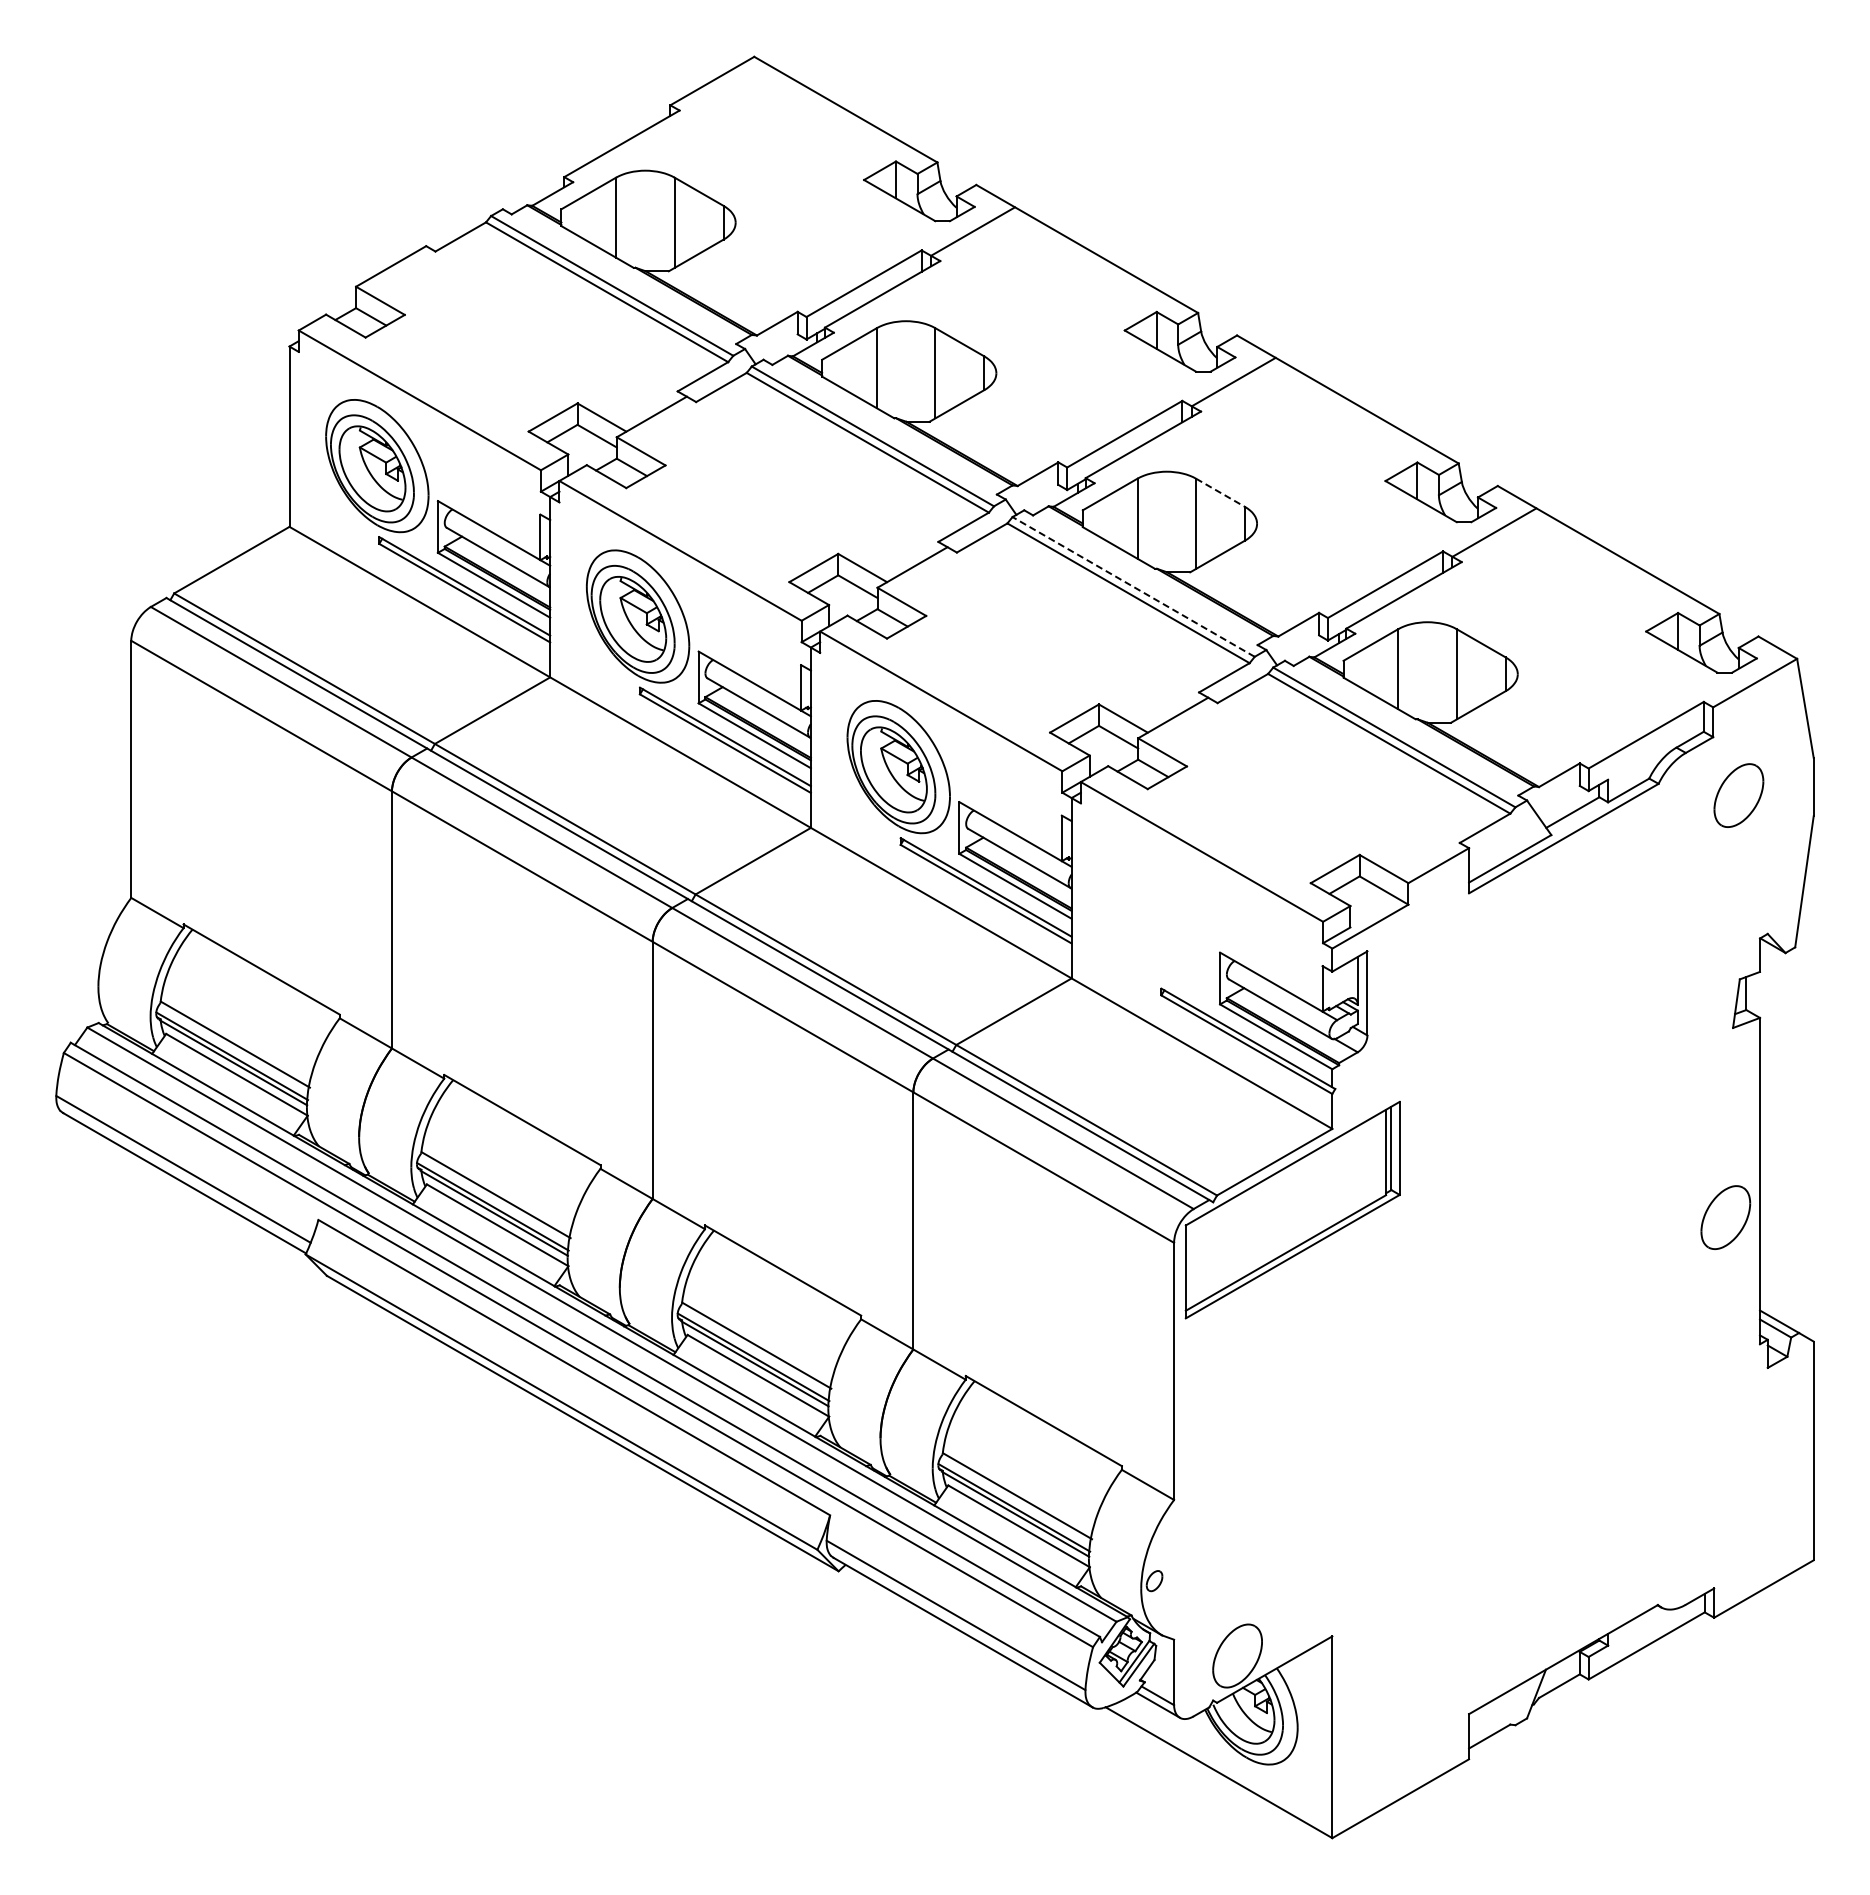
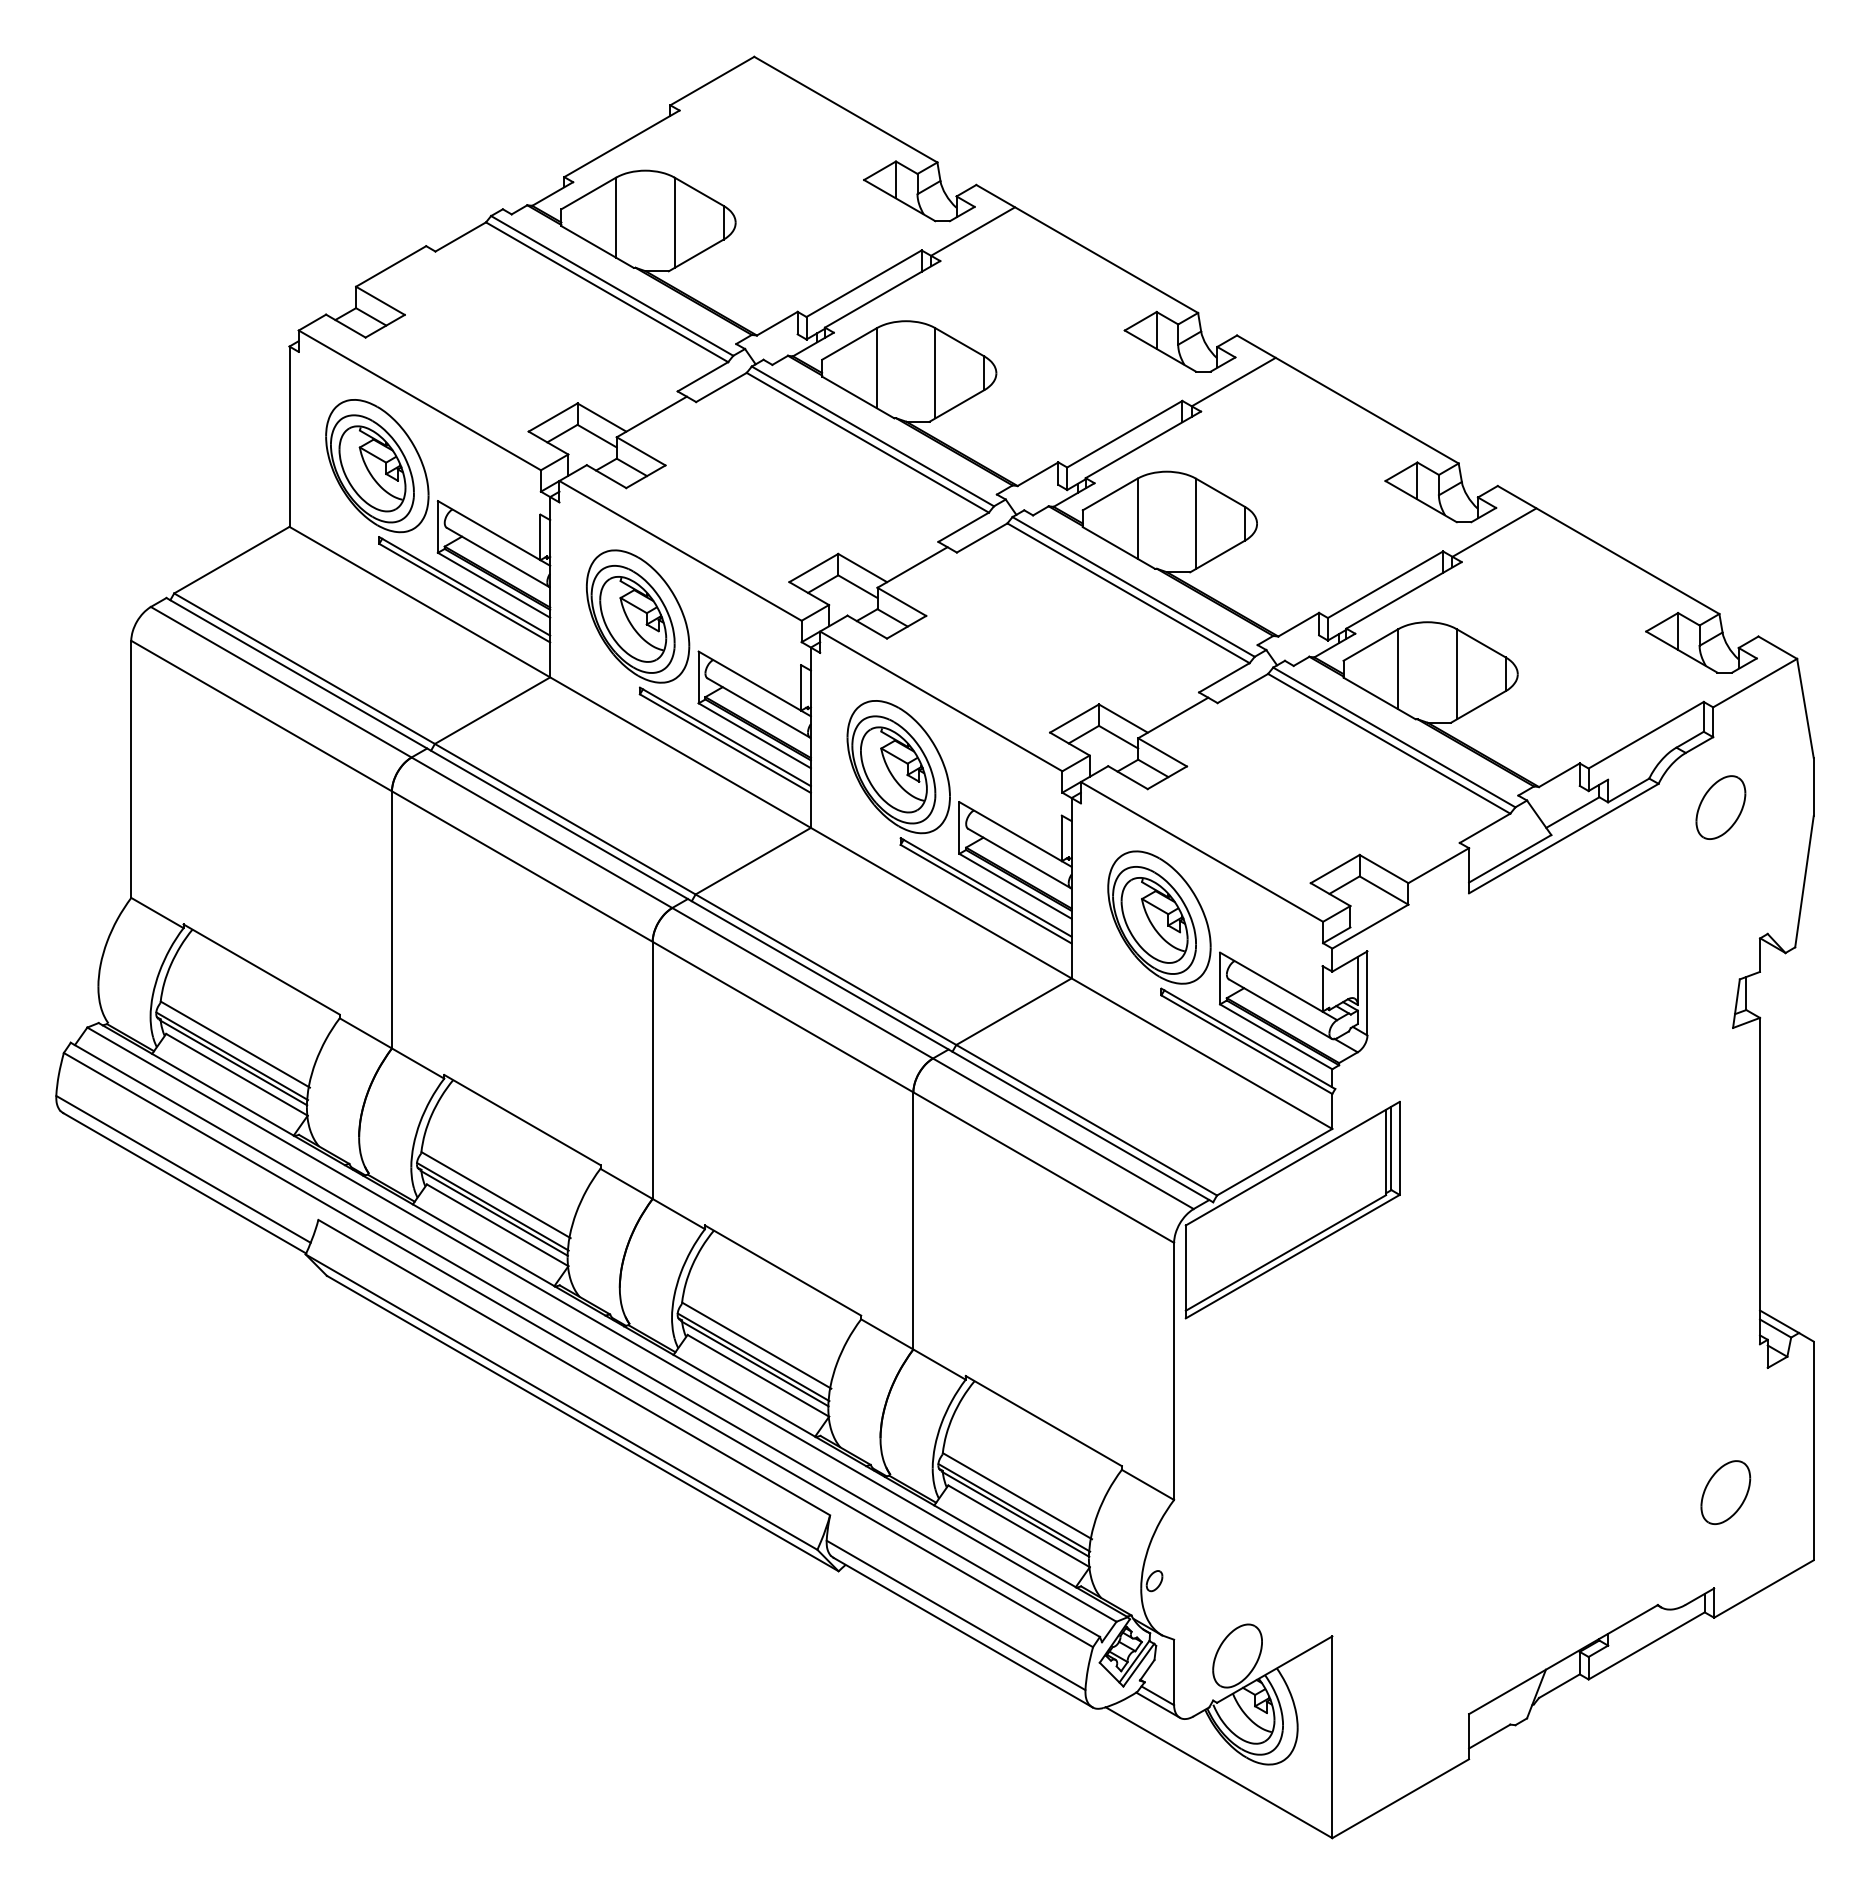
line: dashed -> solid (1220, 493)
line: dashed -> solid (1133, 586)
part position: (1738, 795) -> (1720, 807) (1720, 807)
part: none -> present (1159, 917)
part position: (1725, 1217) -> (1725, 1492) (1725, 1492)
